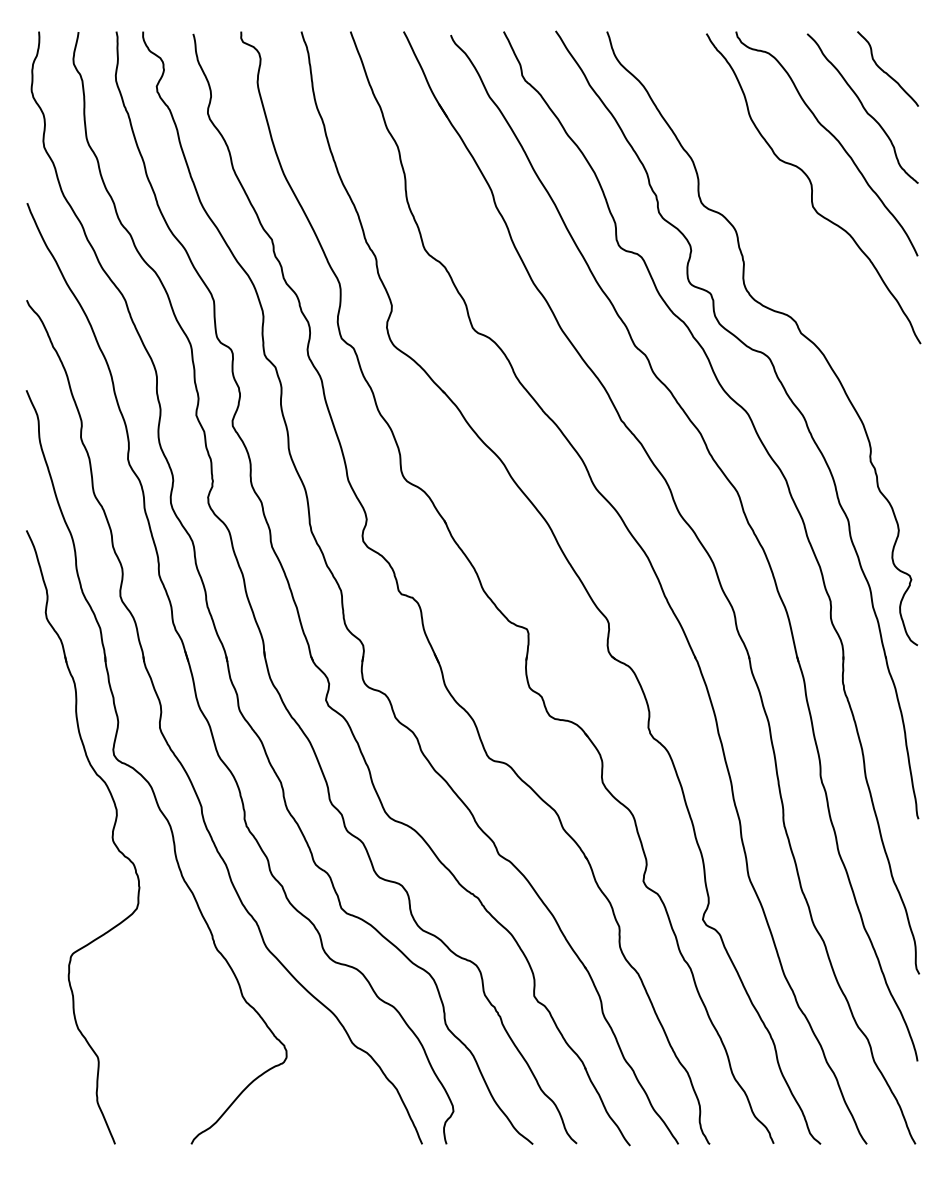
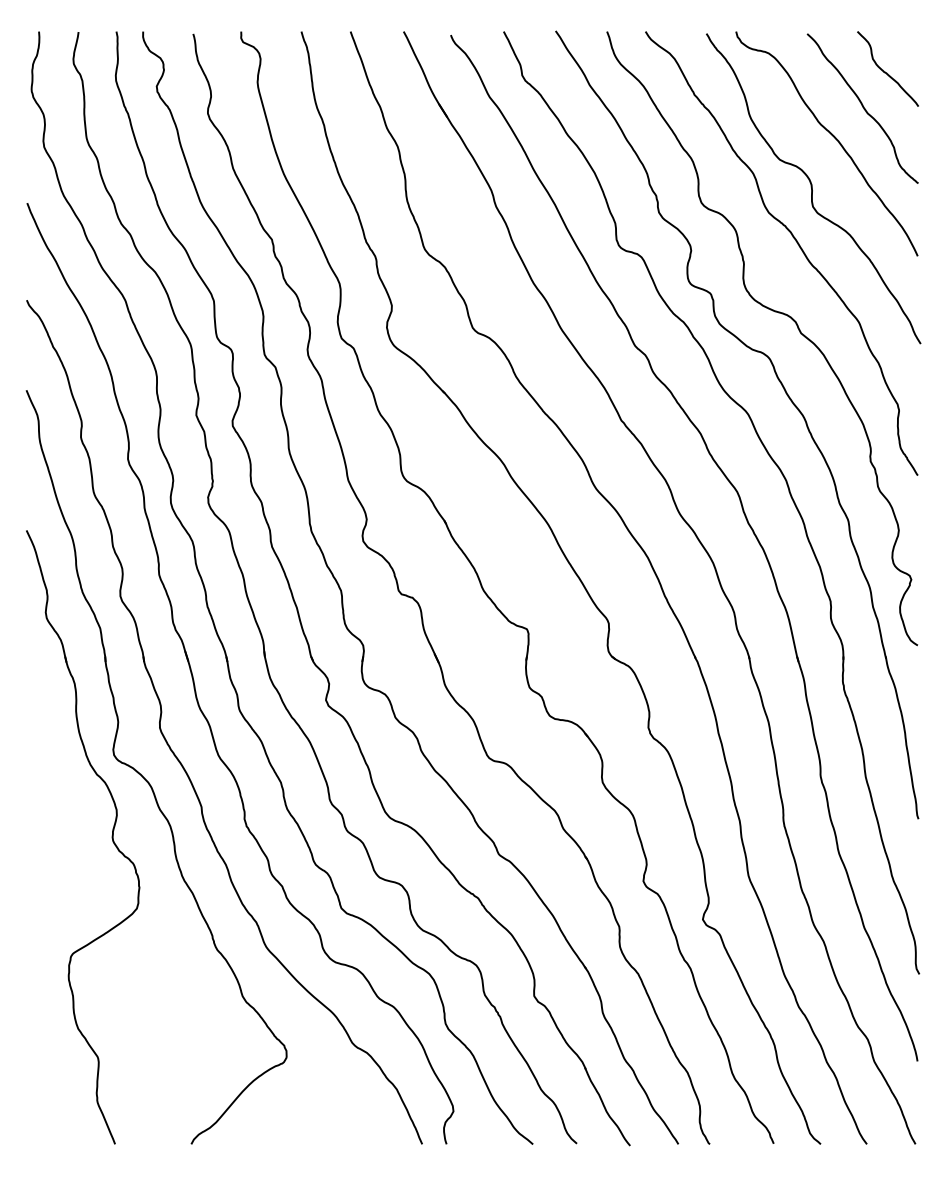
curve: none -> present (797, 244)
